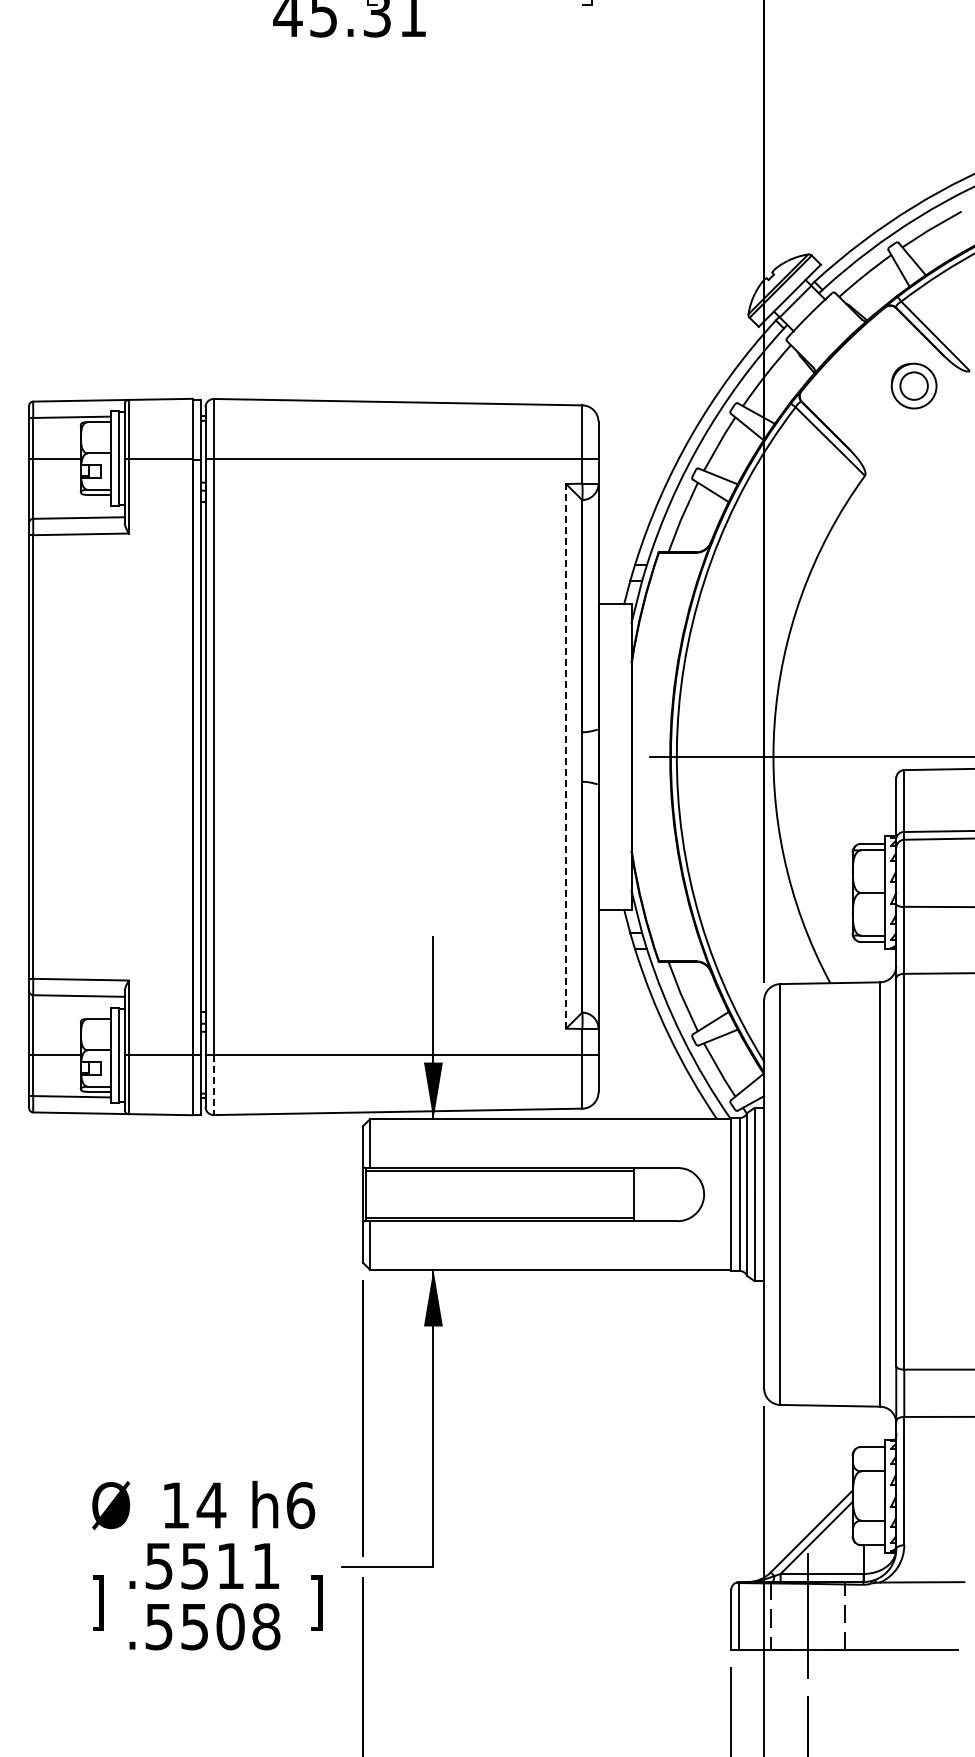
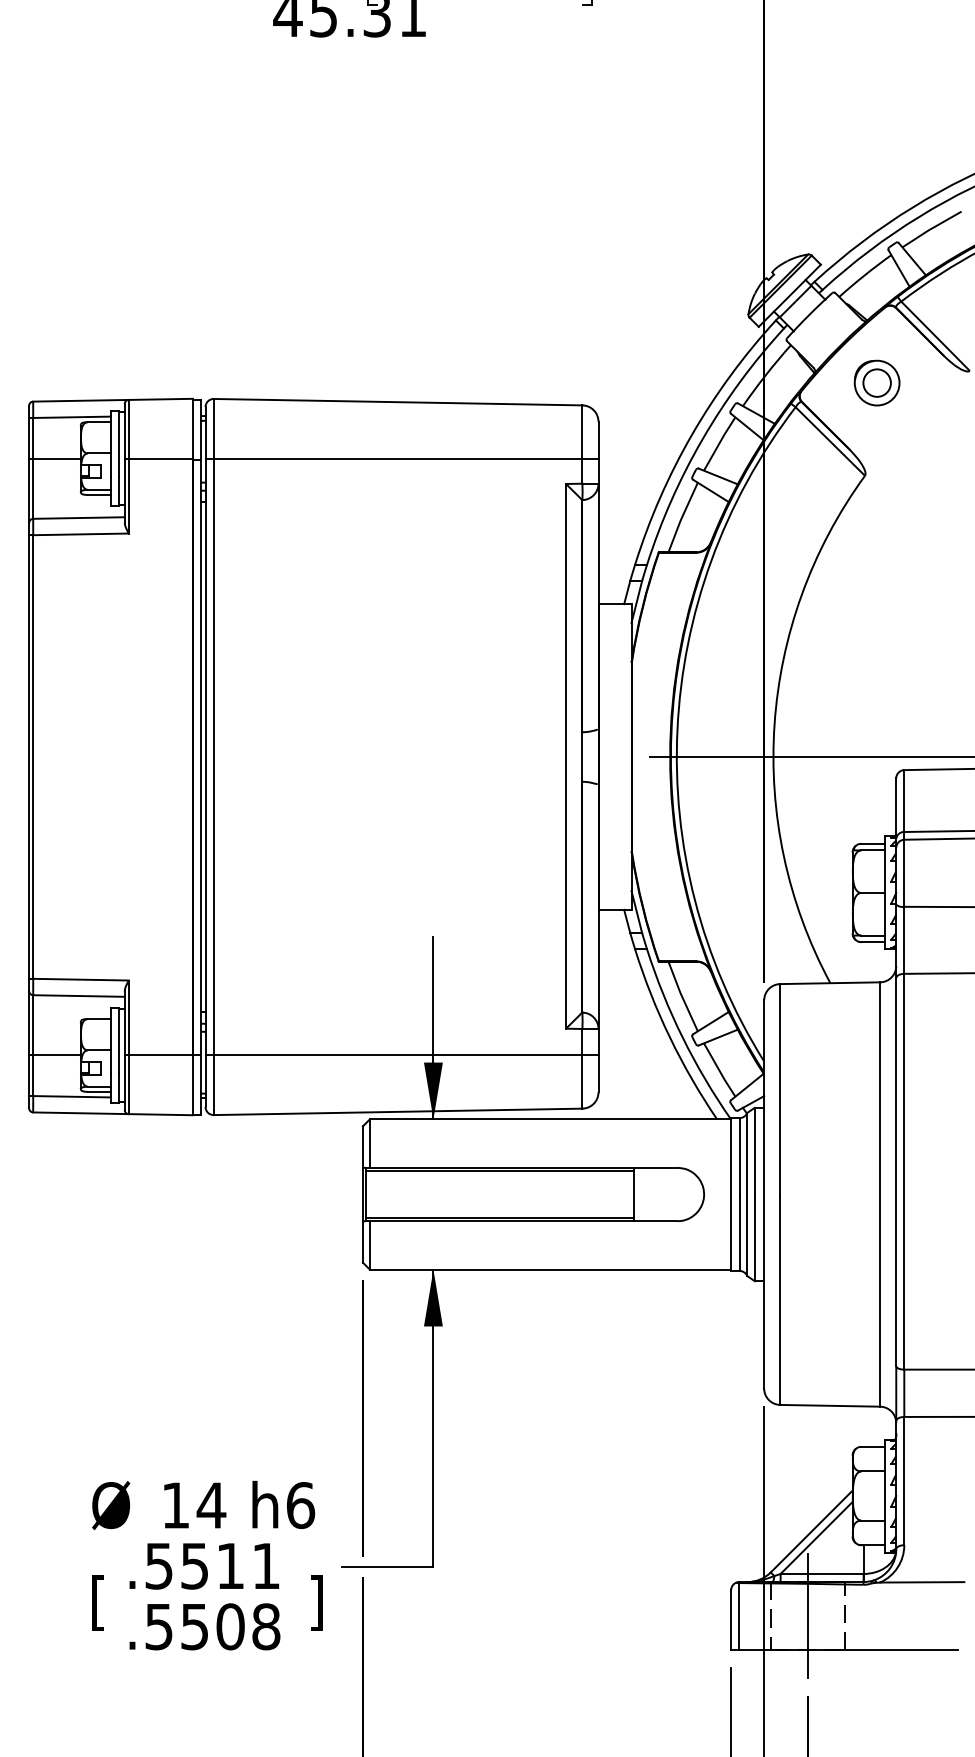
part position: (913, 385) -> (876, 382) (876, 382)
line: dashed -> solid (566, 755)
line: dashed -> solid (213, 1085)
text: ] -> [ (97, 1602)
